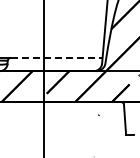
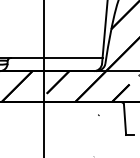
line: dashed -> solid (56, 58)
